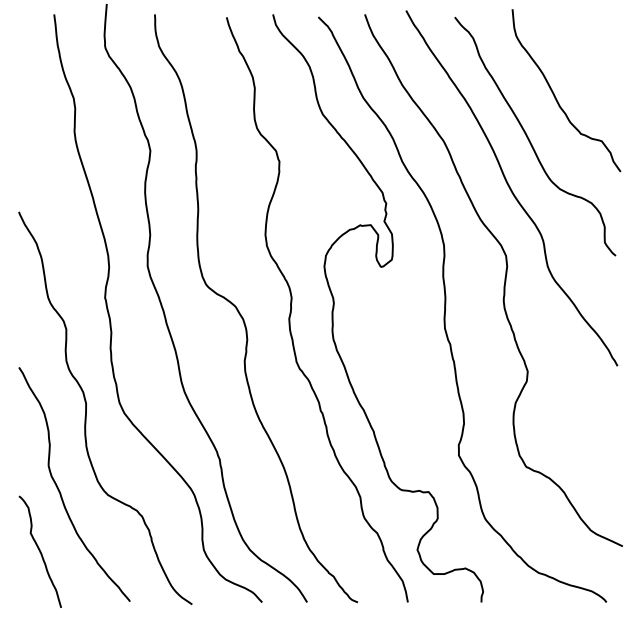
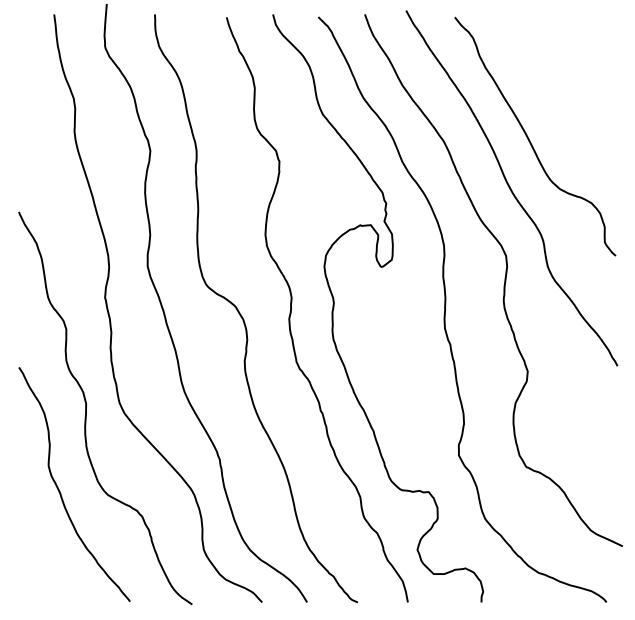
curve: present -> none (555, 95)
curve: present -> none (39, 551)
